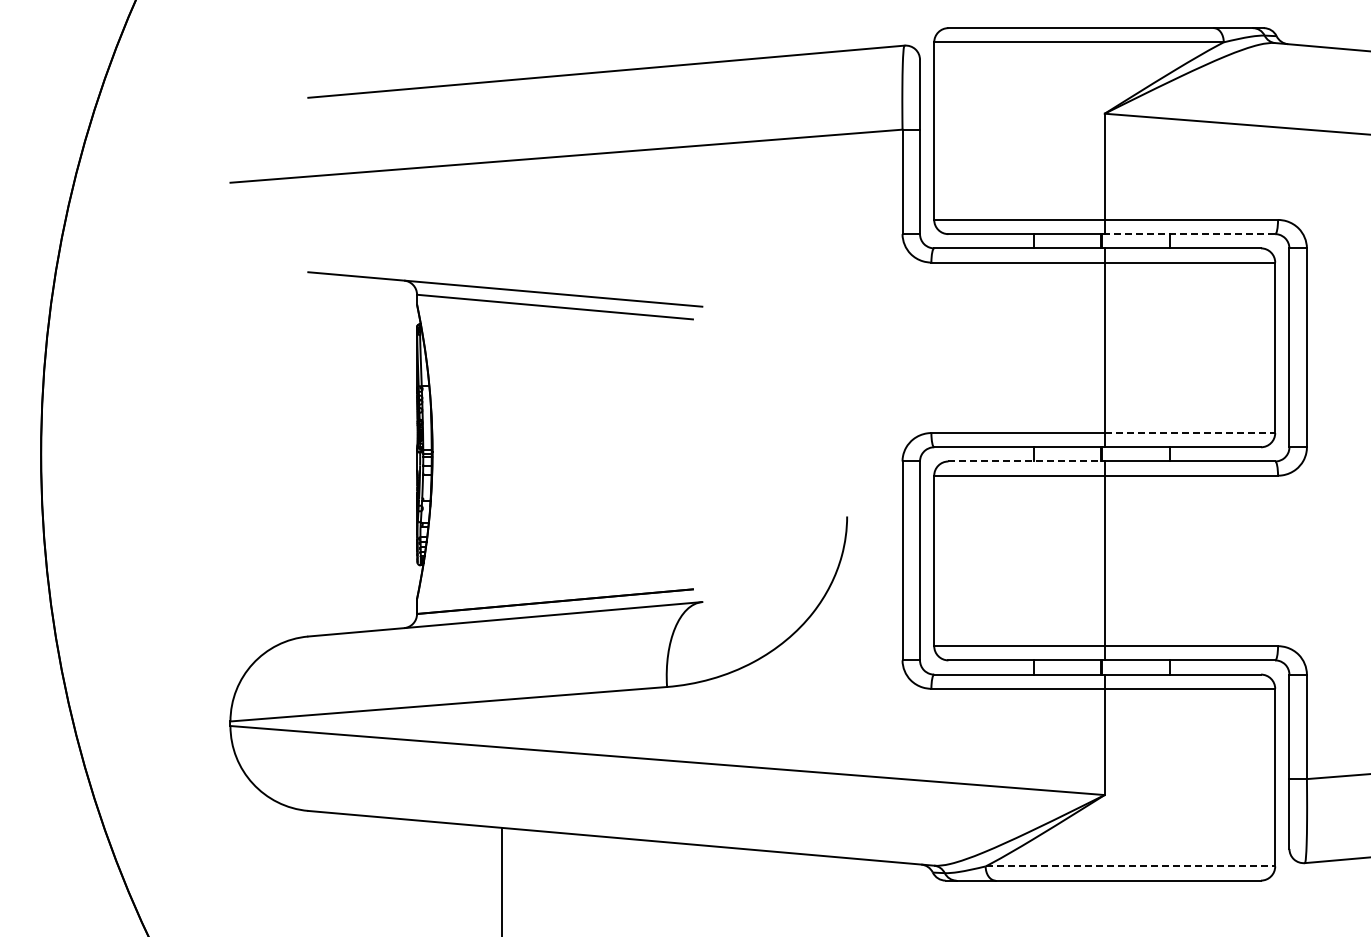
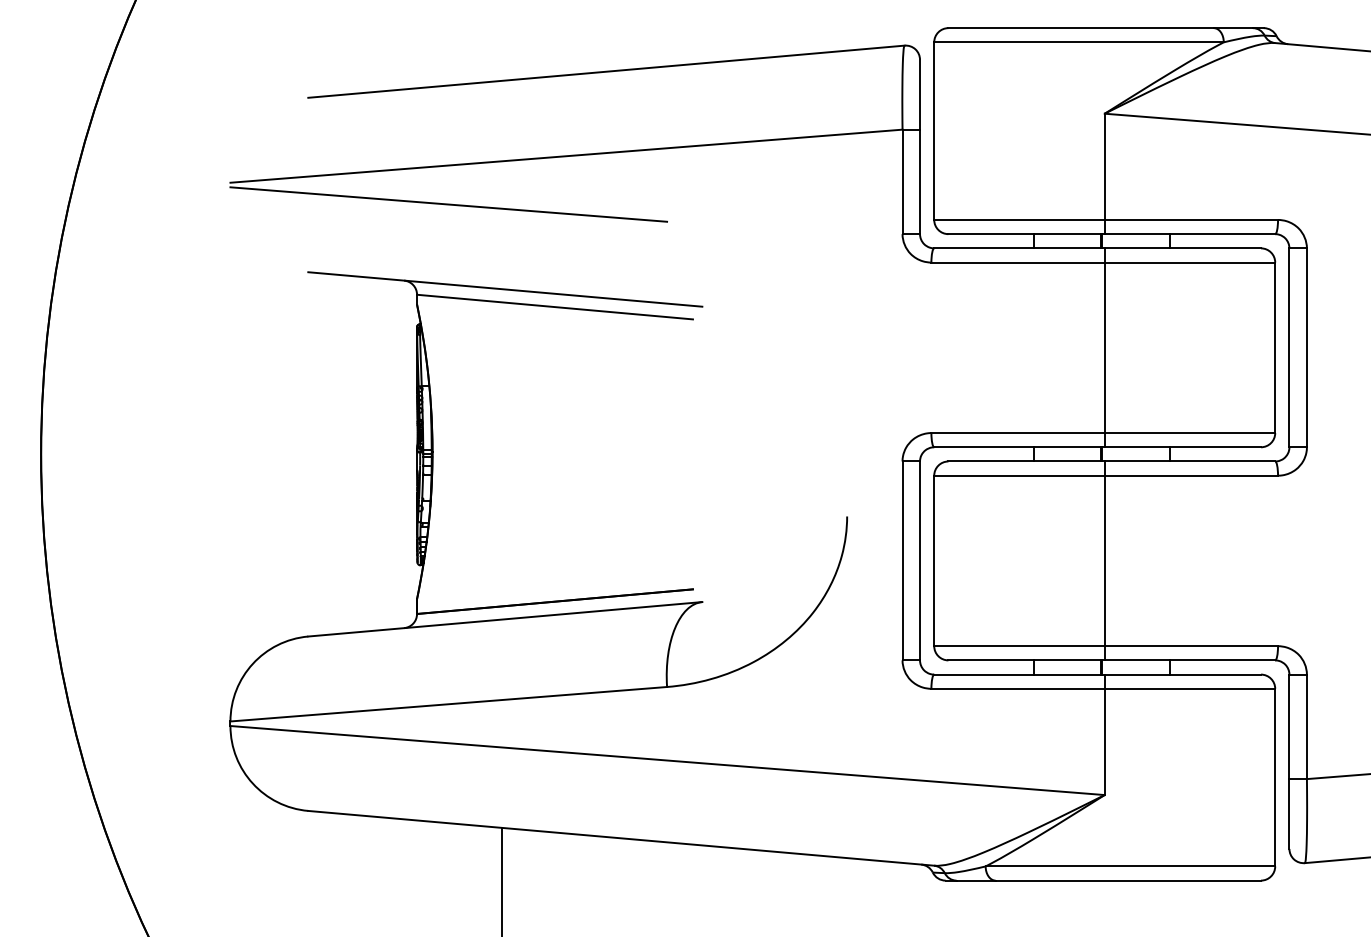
line: none -> present (448, 204)
line: dashed -> solid (1189, 234)
line: dashed -> solid (1190, 433)
line: dashed -> solid (1027, 461)
line: dashed -> solid (1130, 866)
